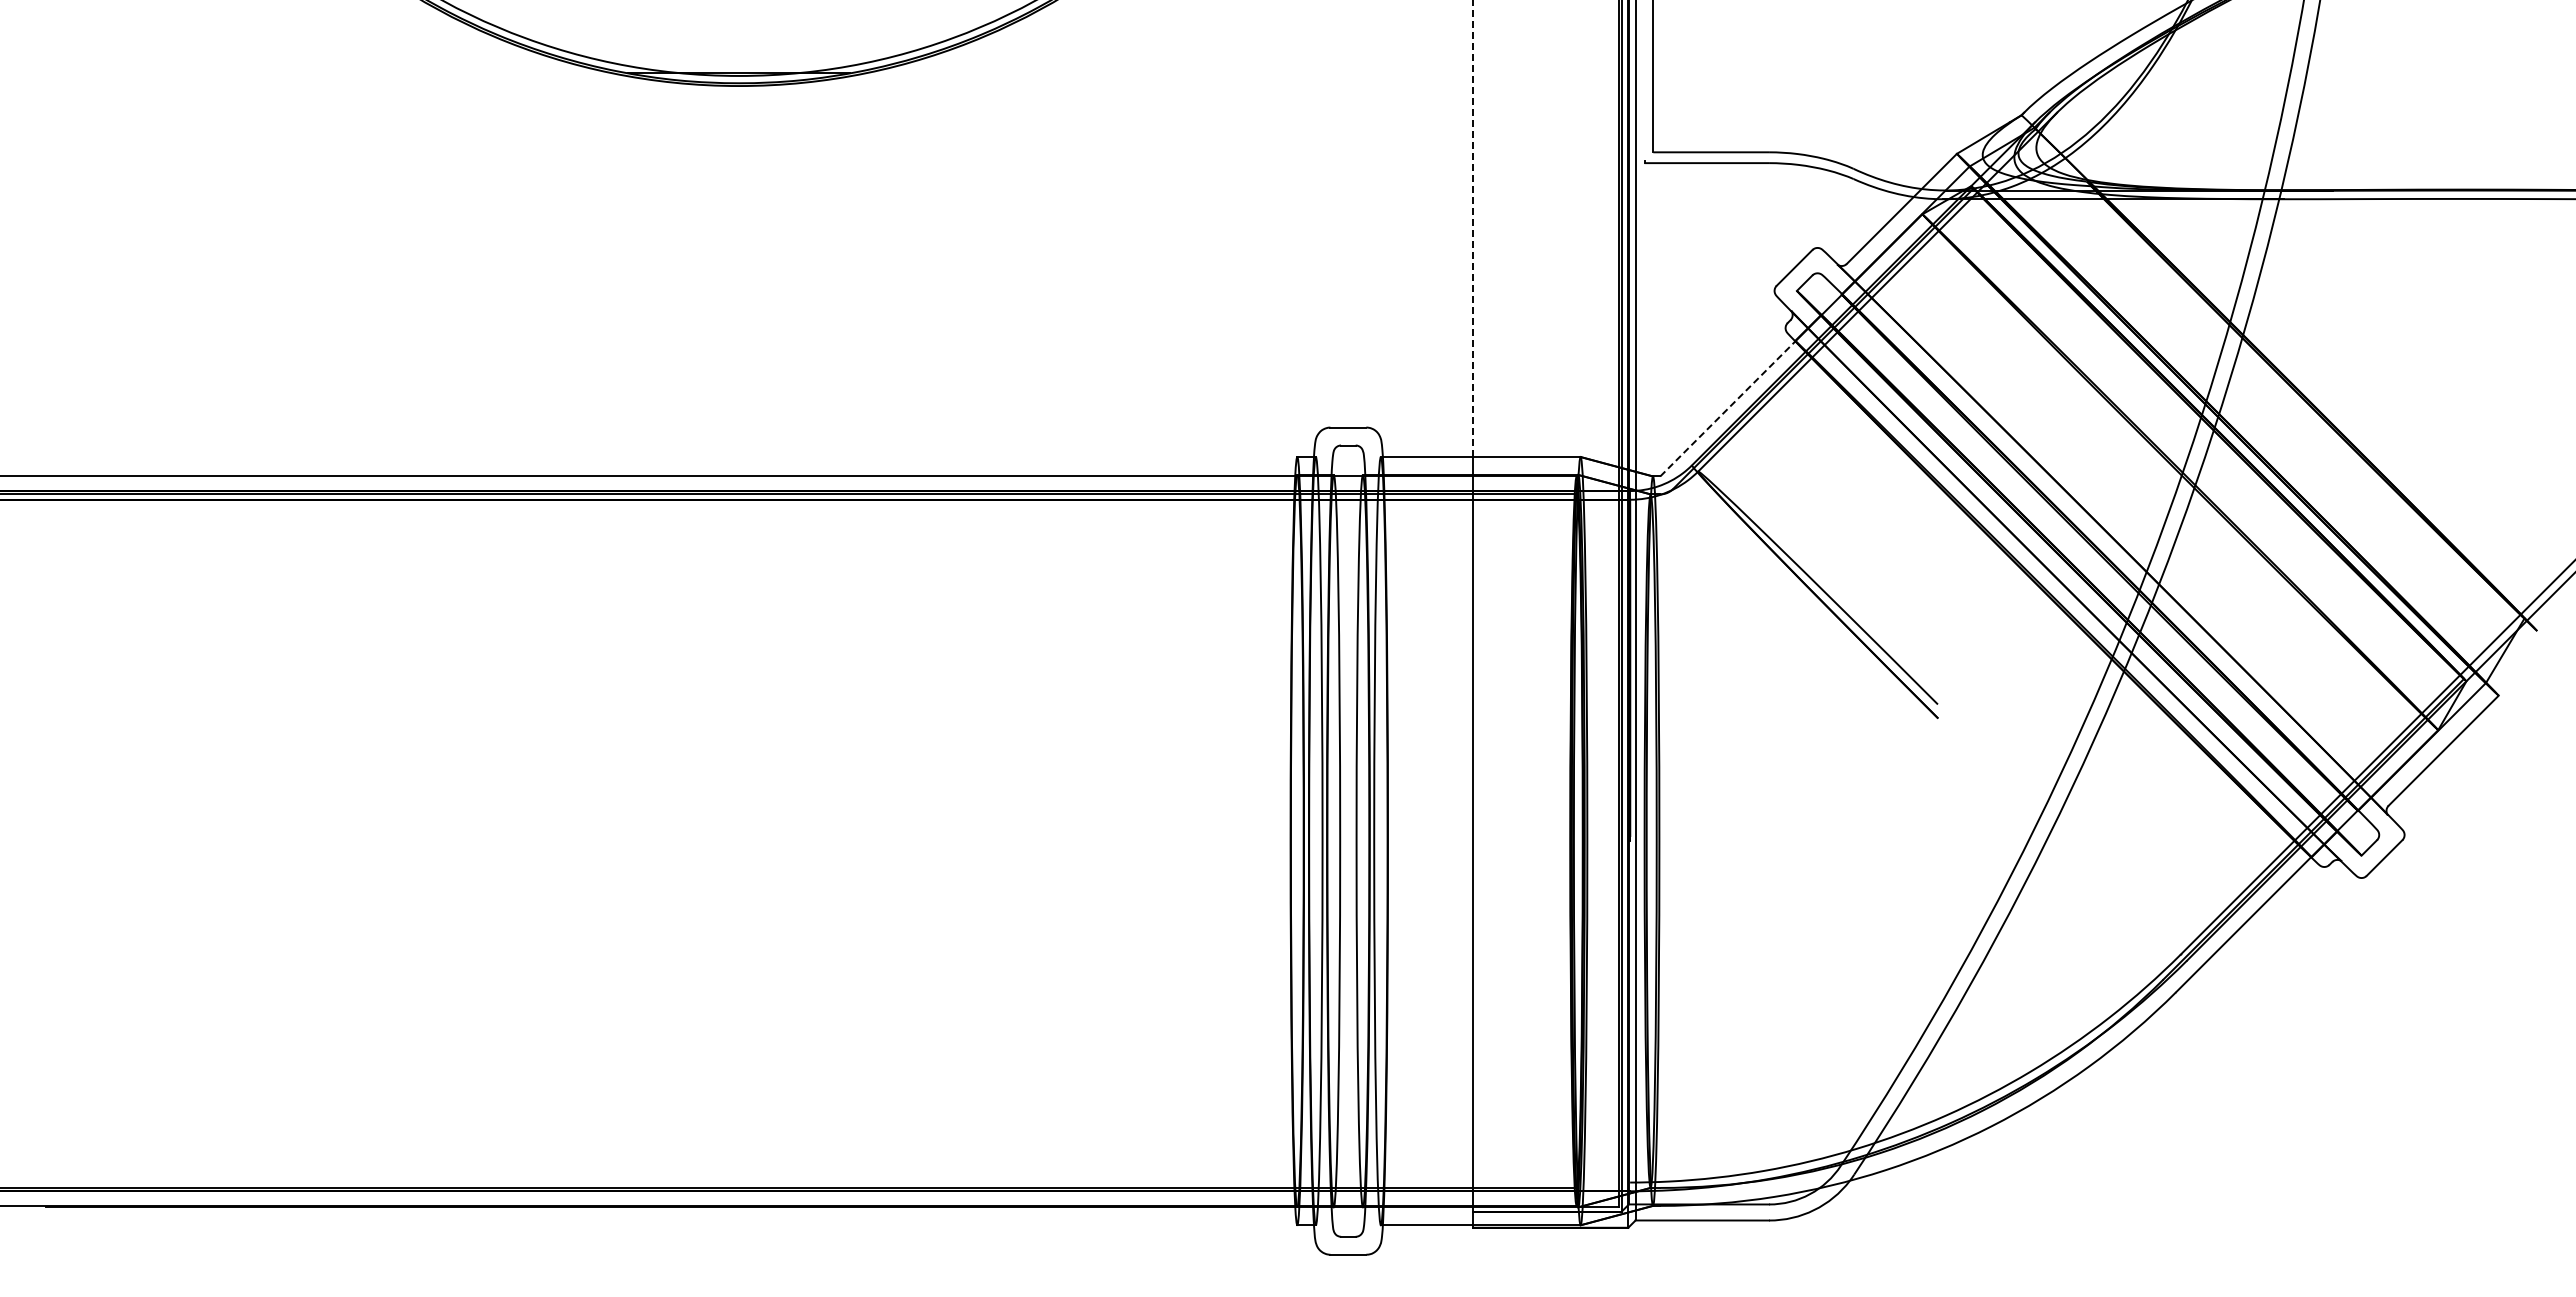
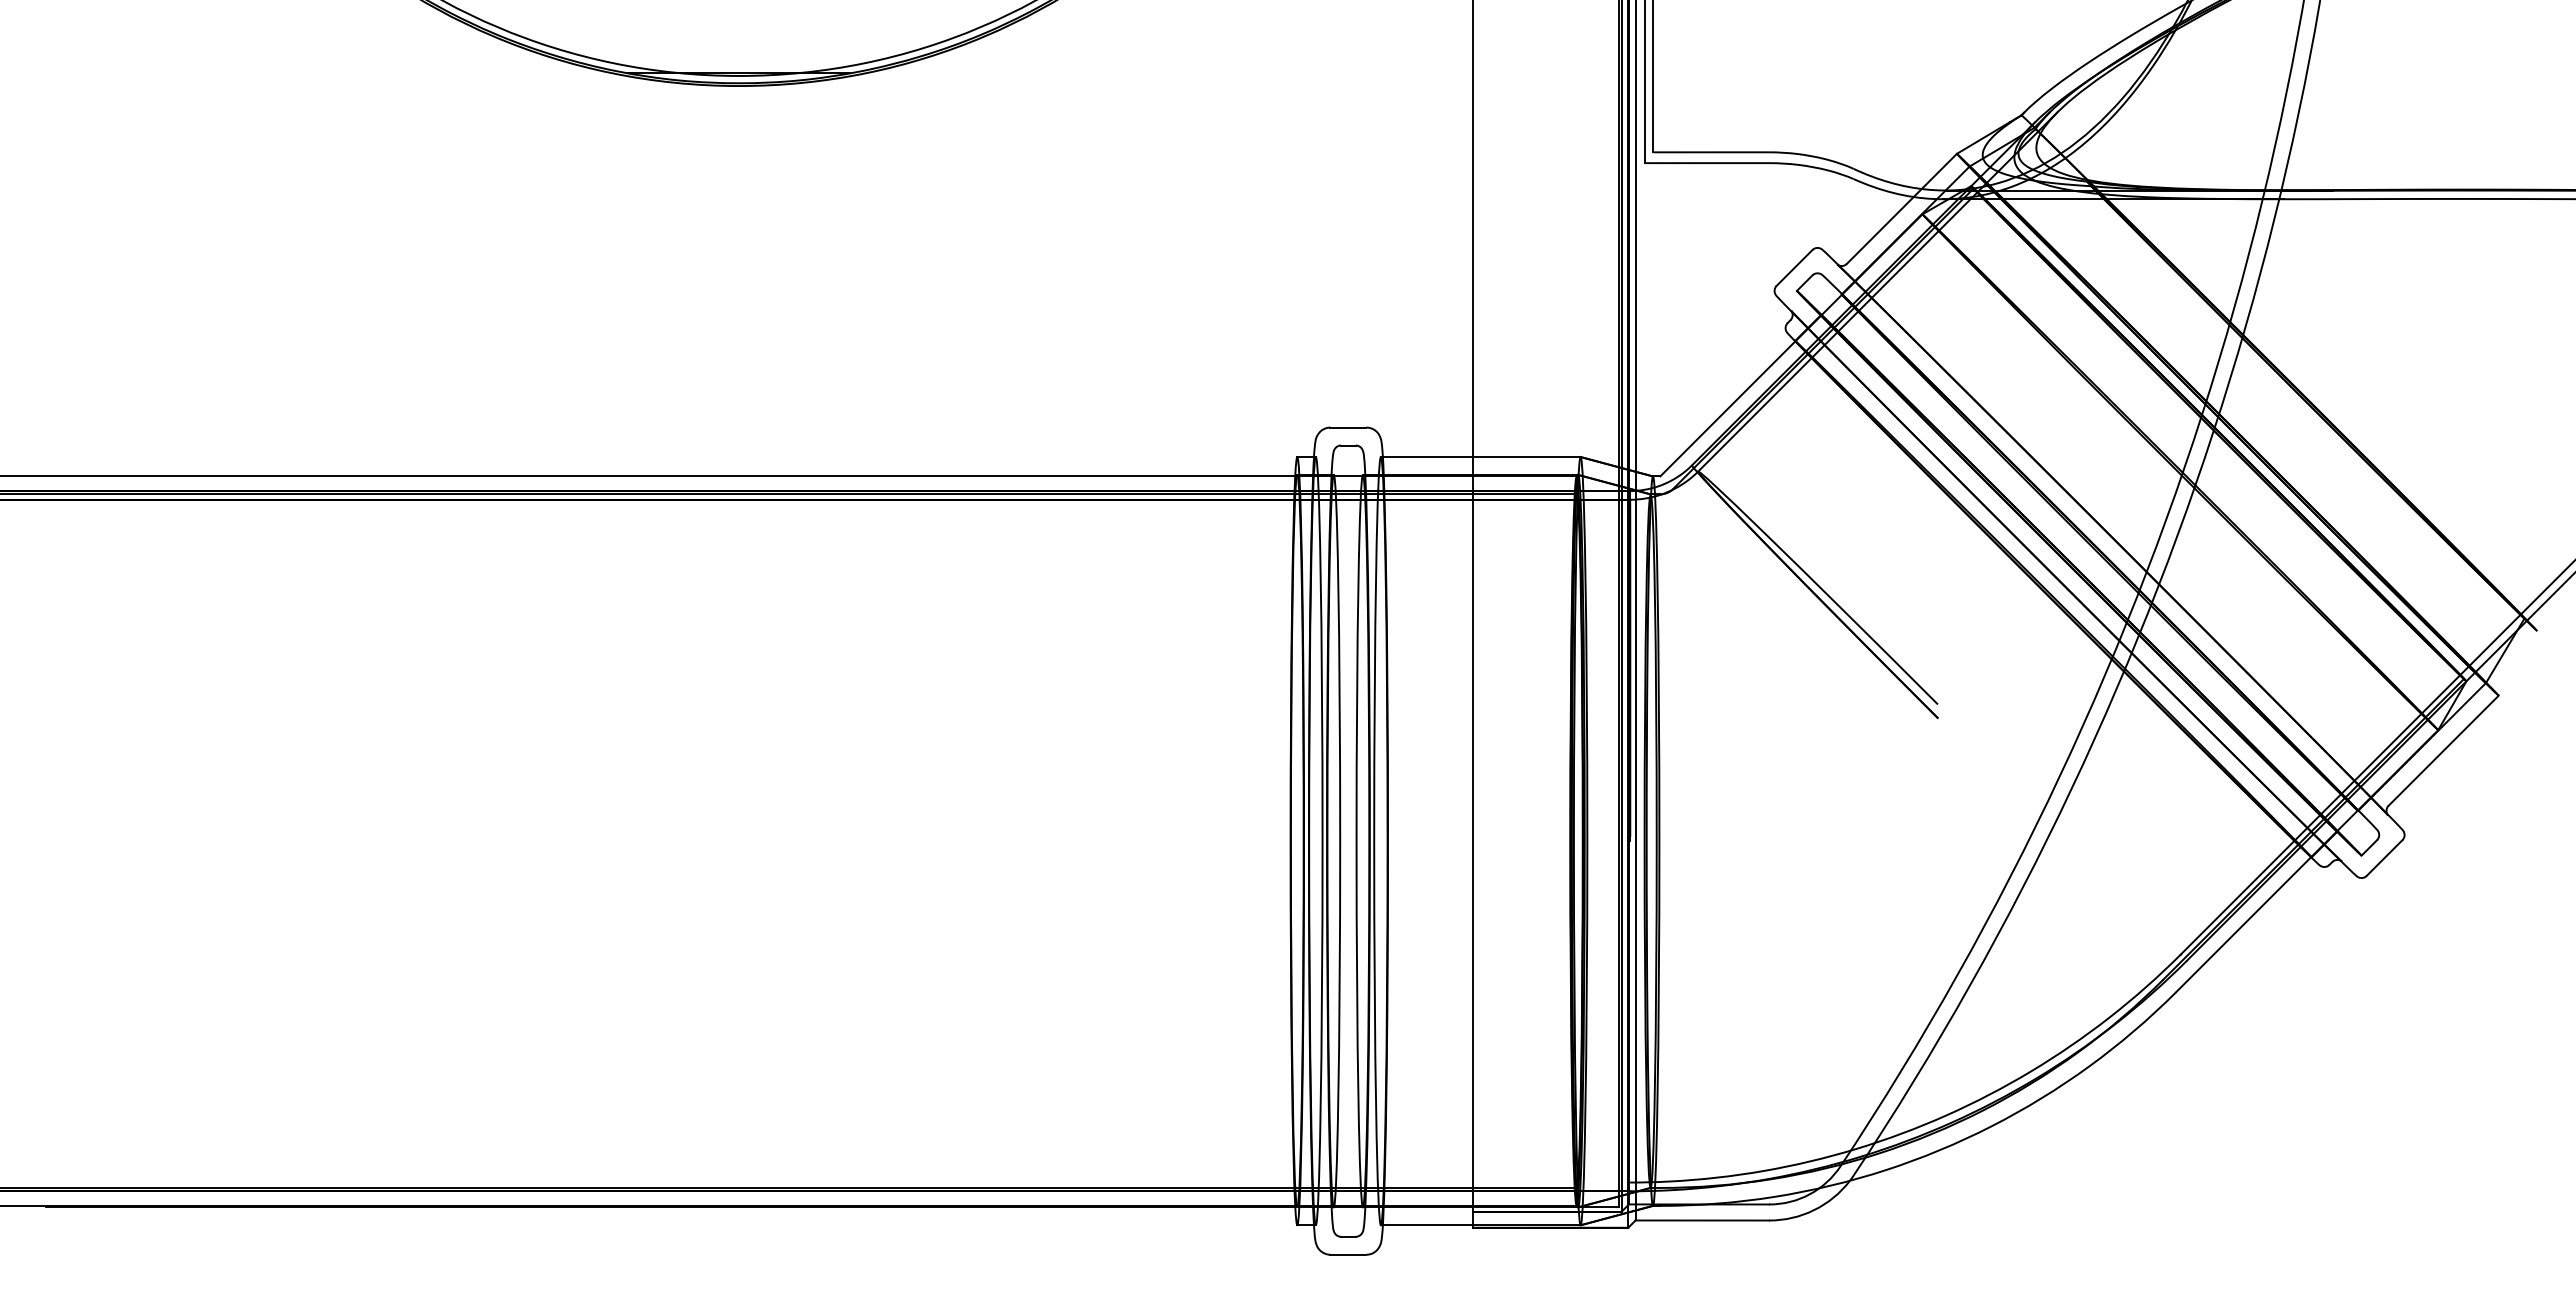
line: none -> present (1644, 81)
line: dashed -> solid (1472, 228)
line: dashed -> solid (1727, 408)
